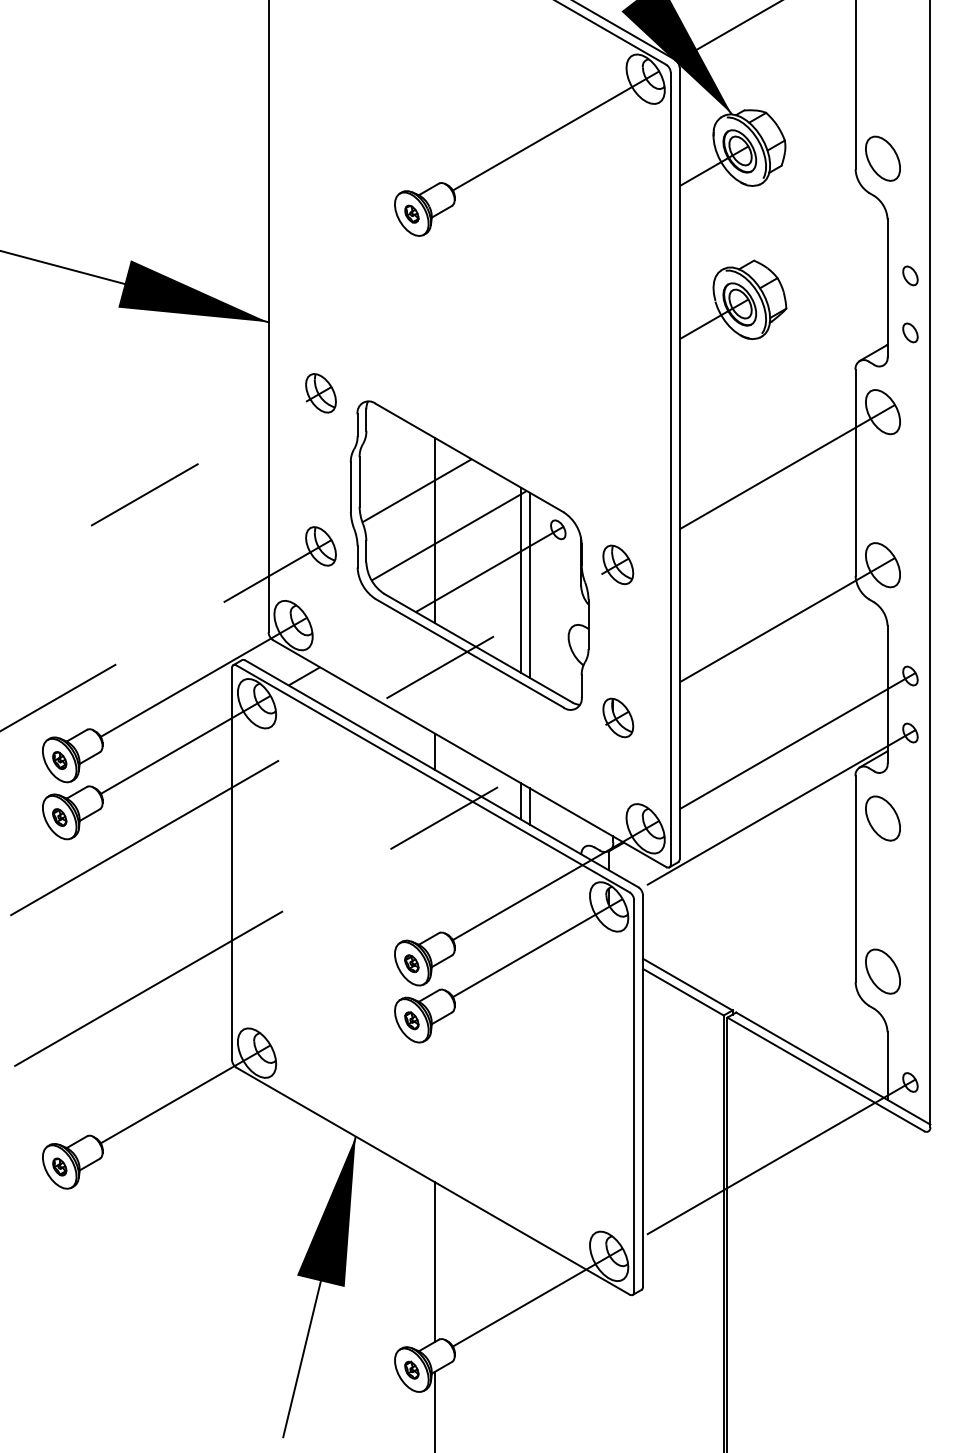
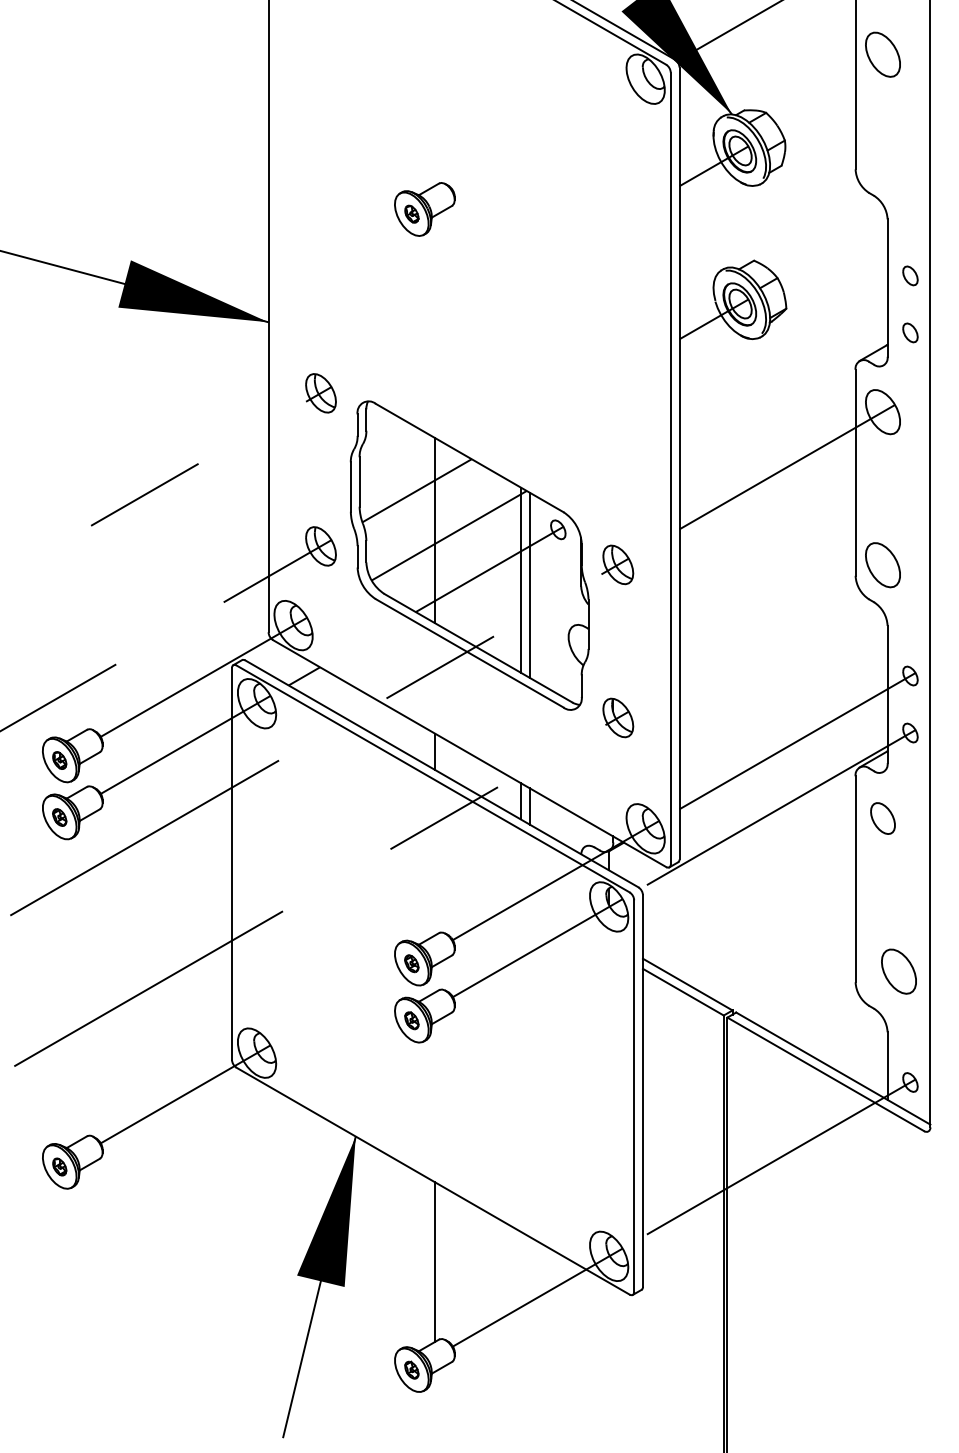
line: present -> none (555, 130)
part position: (882, 158) -> (882, 54) (882, 54)
line: present -> none (787, 620)
part size: 36x47 px -> 26x33 px (882, 818)
part position: (882, 971) -> (898, 971) (898, 971)
line: present -> none (434, 1410)
